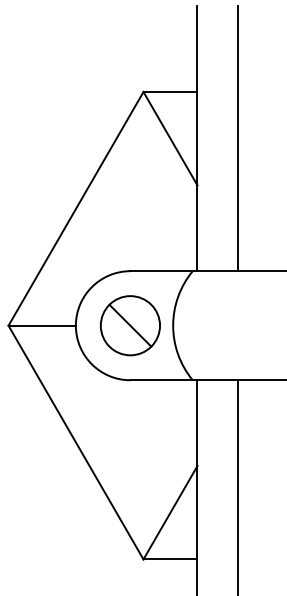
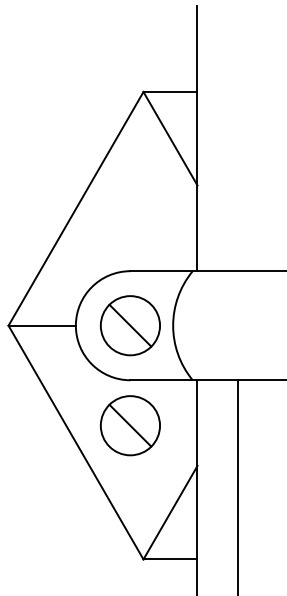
line: present -> none (237, 138)
part: none -> present (129, 425)
